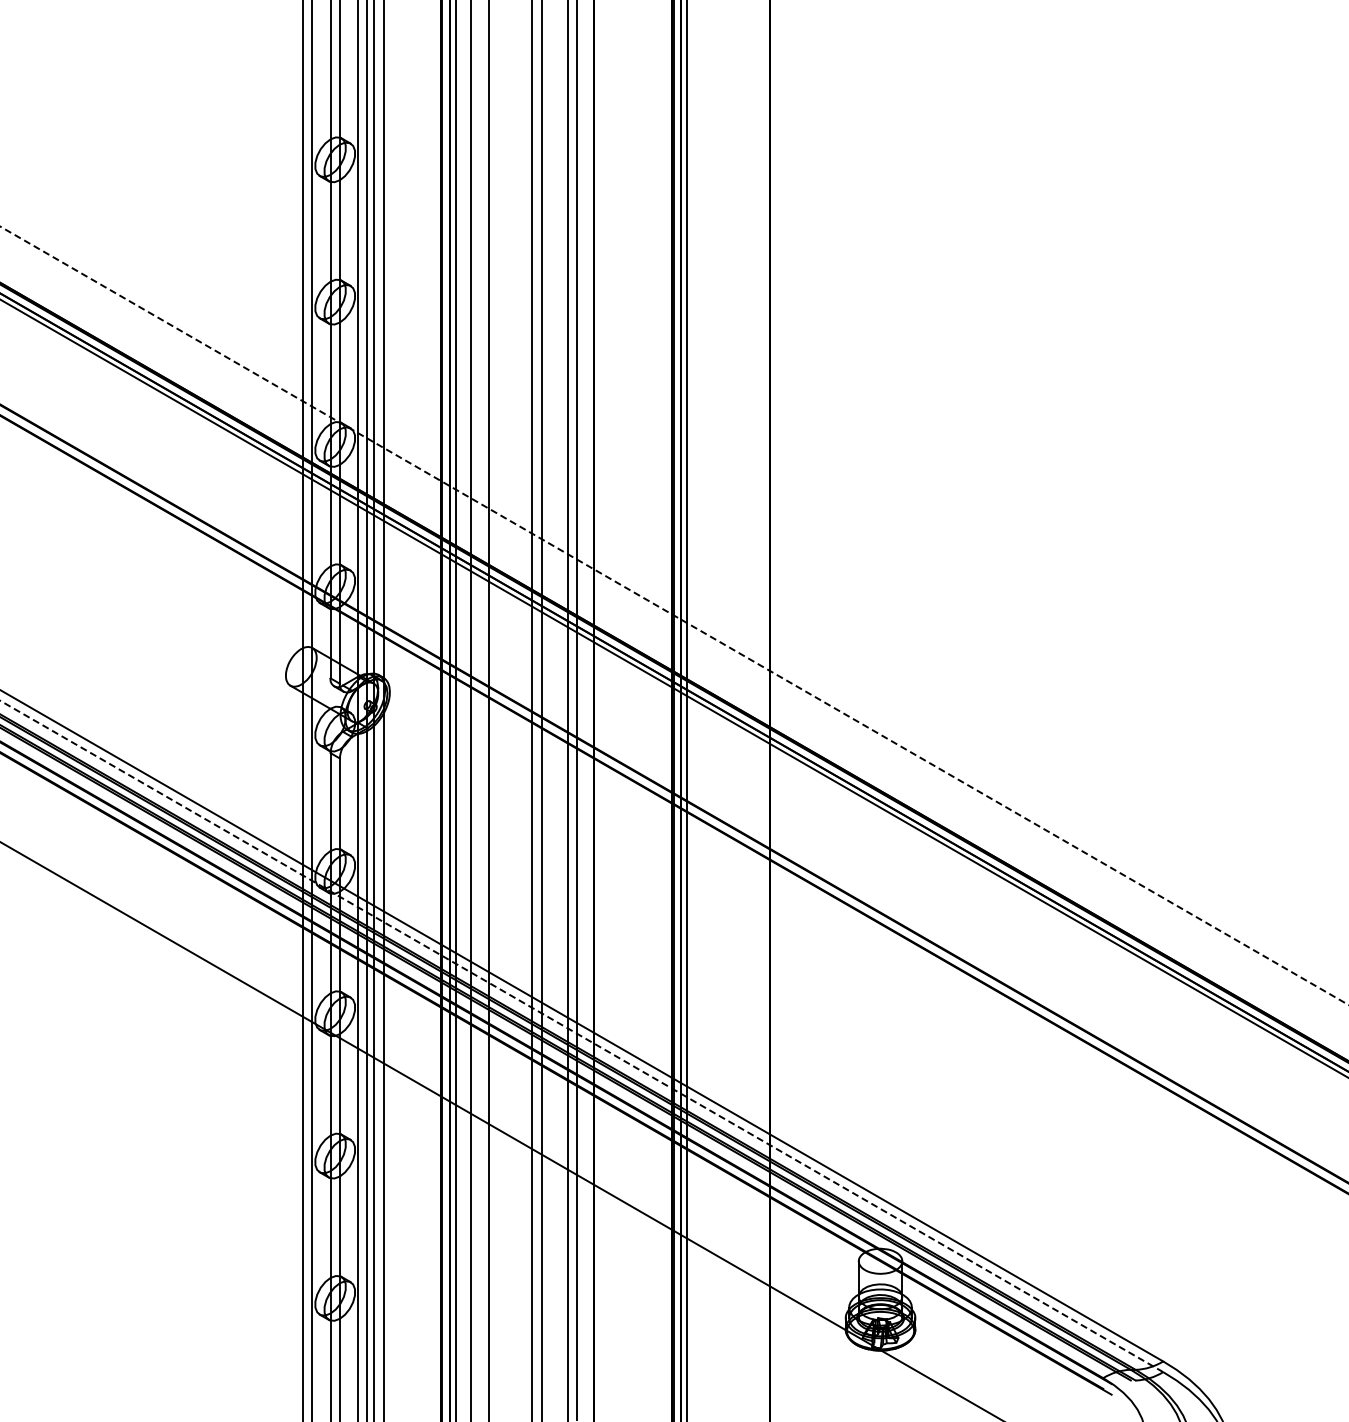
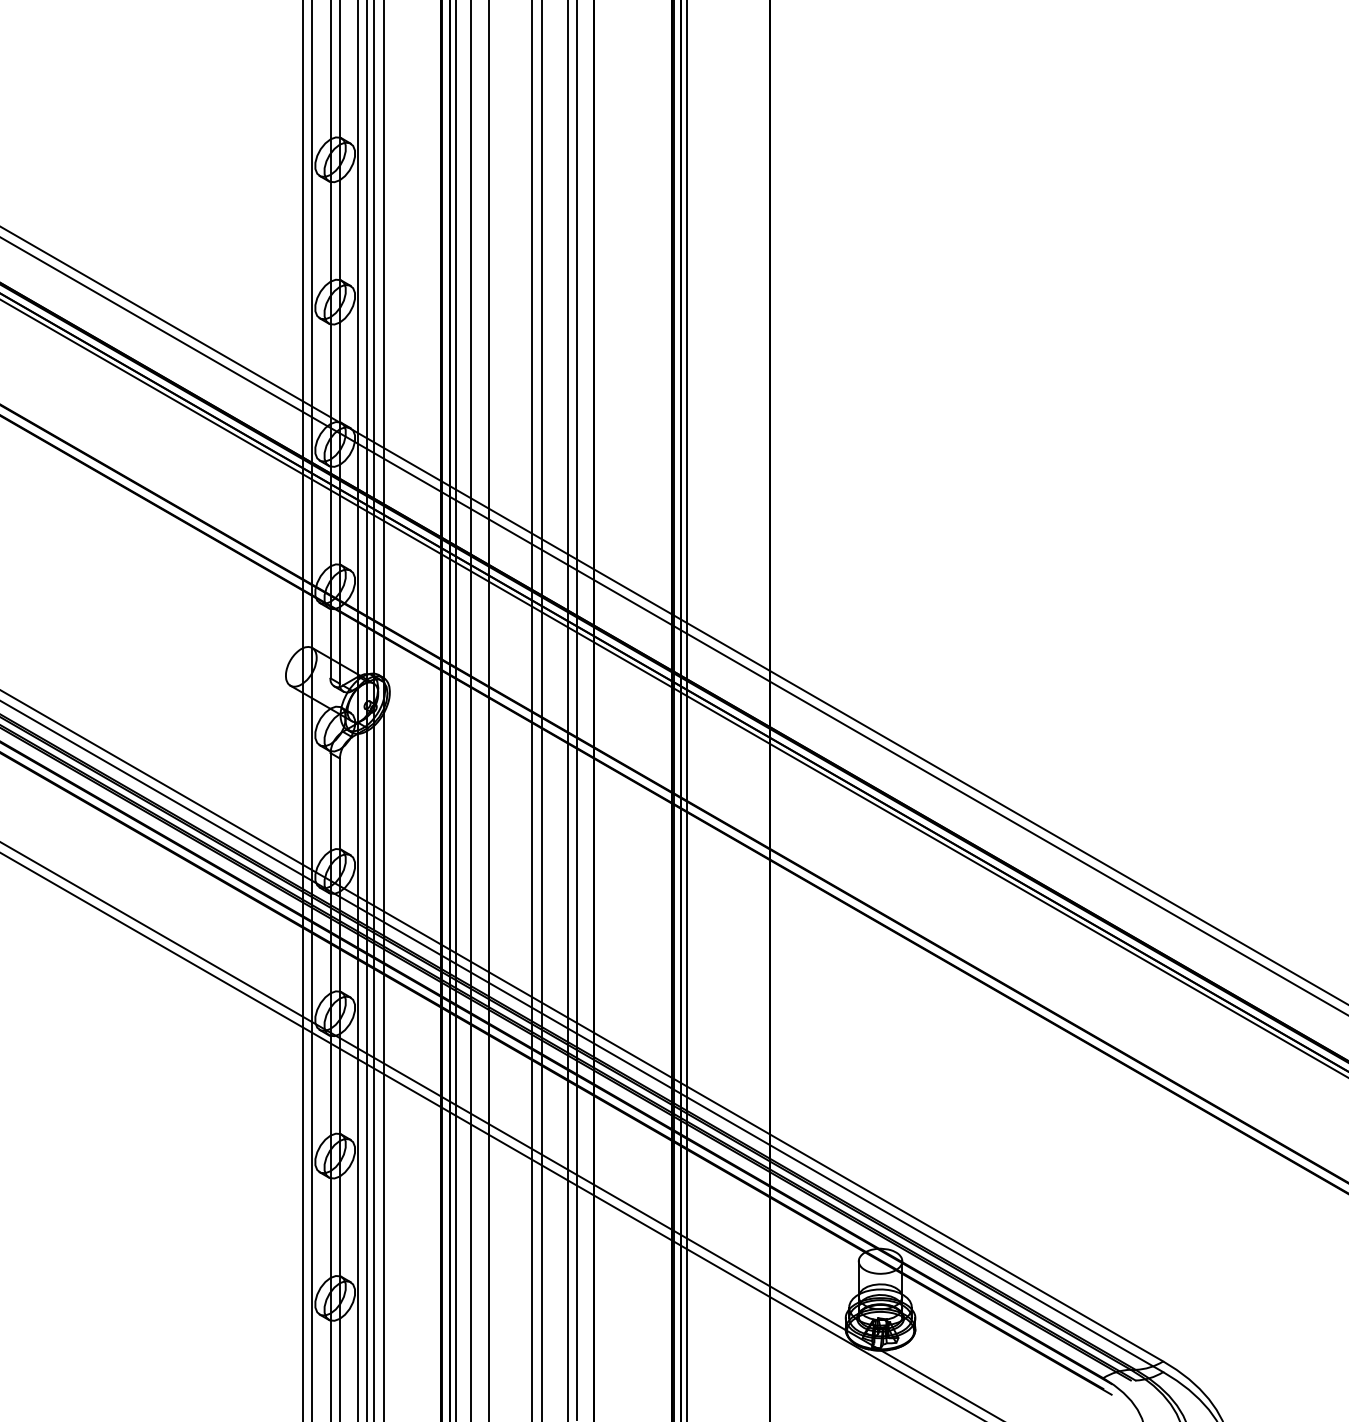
line: dashed -> solid (674, 615)
line: none -> present (673, 625)
line: dashed -> solid (581, 1036)
line: none -> present (491, 1136)
